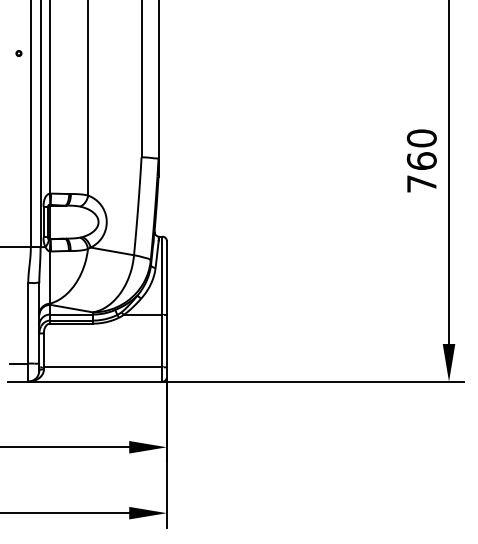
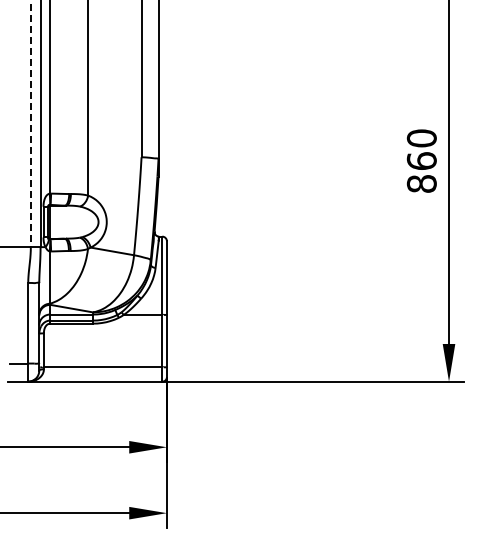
part: present -> none (18, 53)
line: solid -> dashed (30, 124)
text: 760 -> 860 (421, 183)
